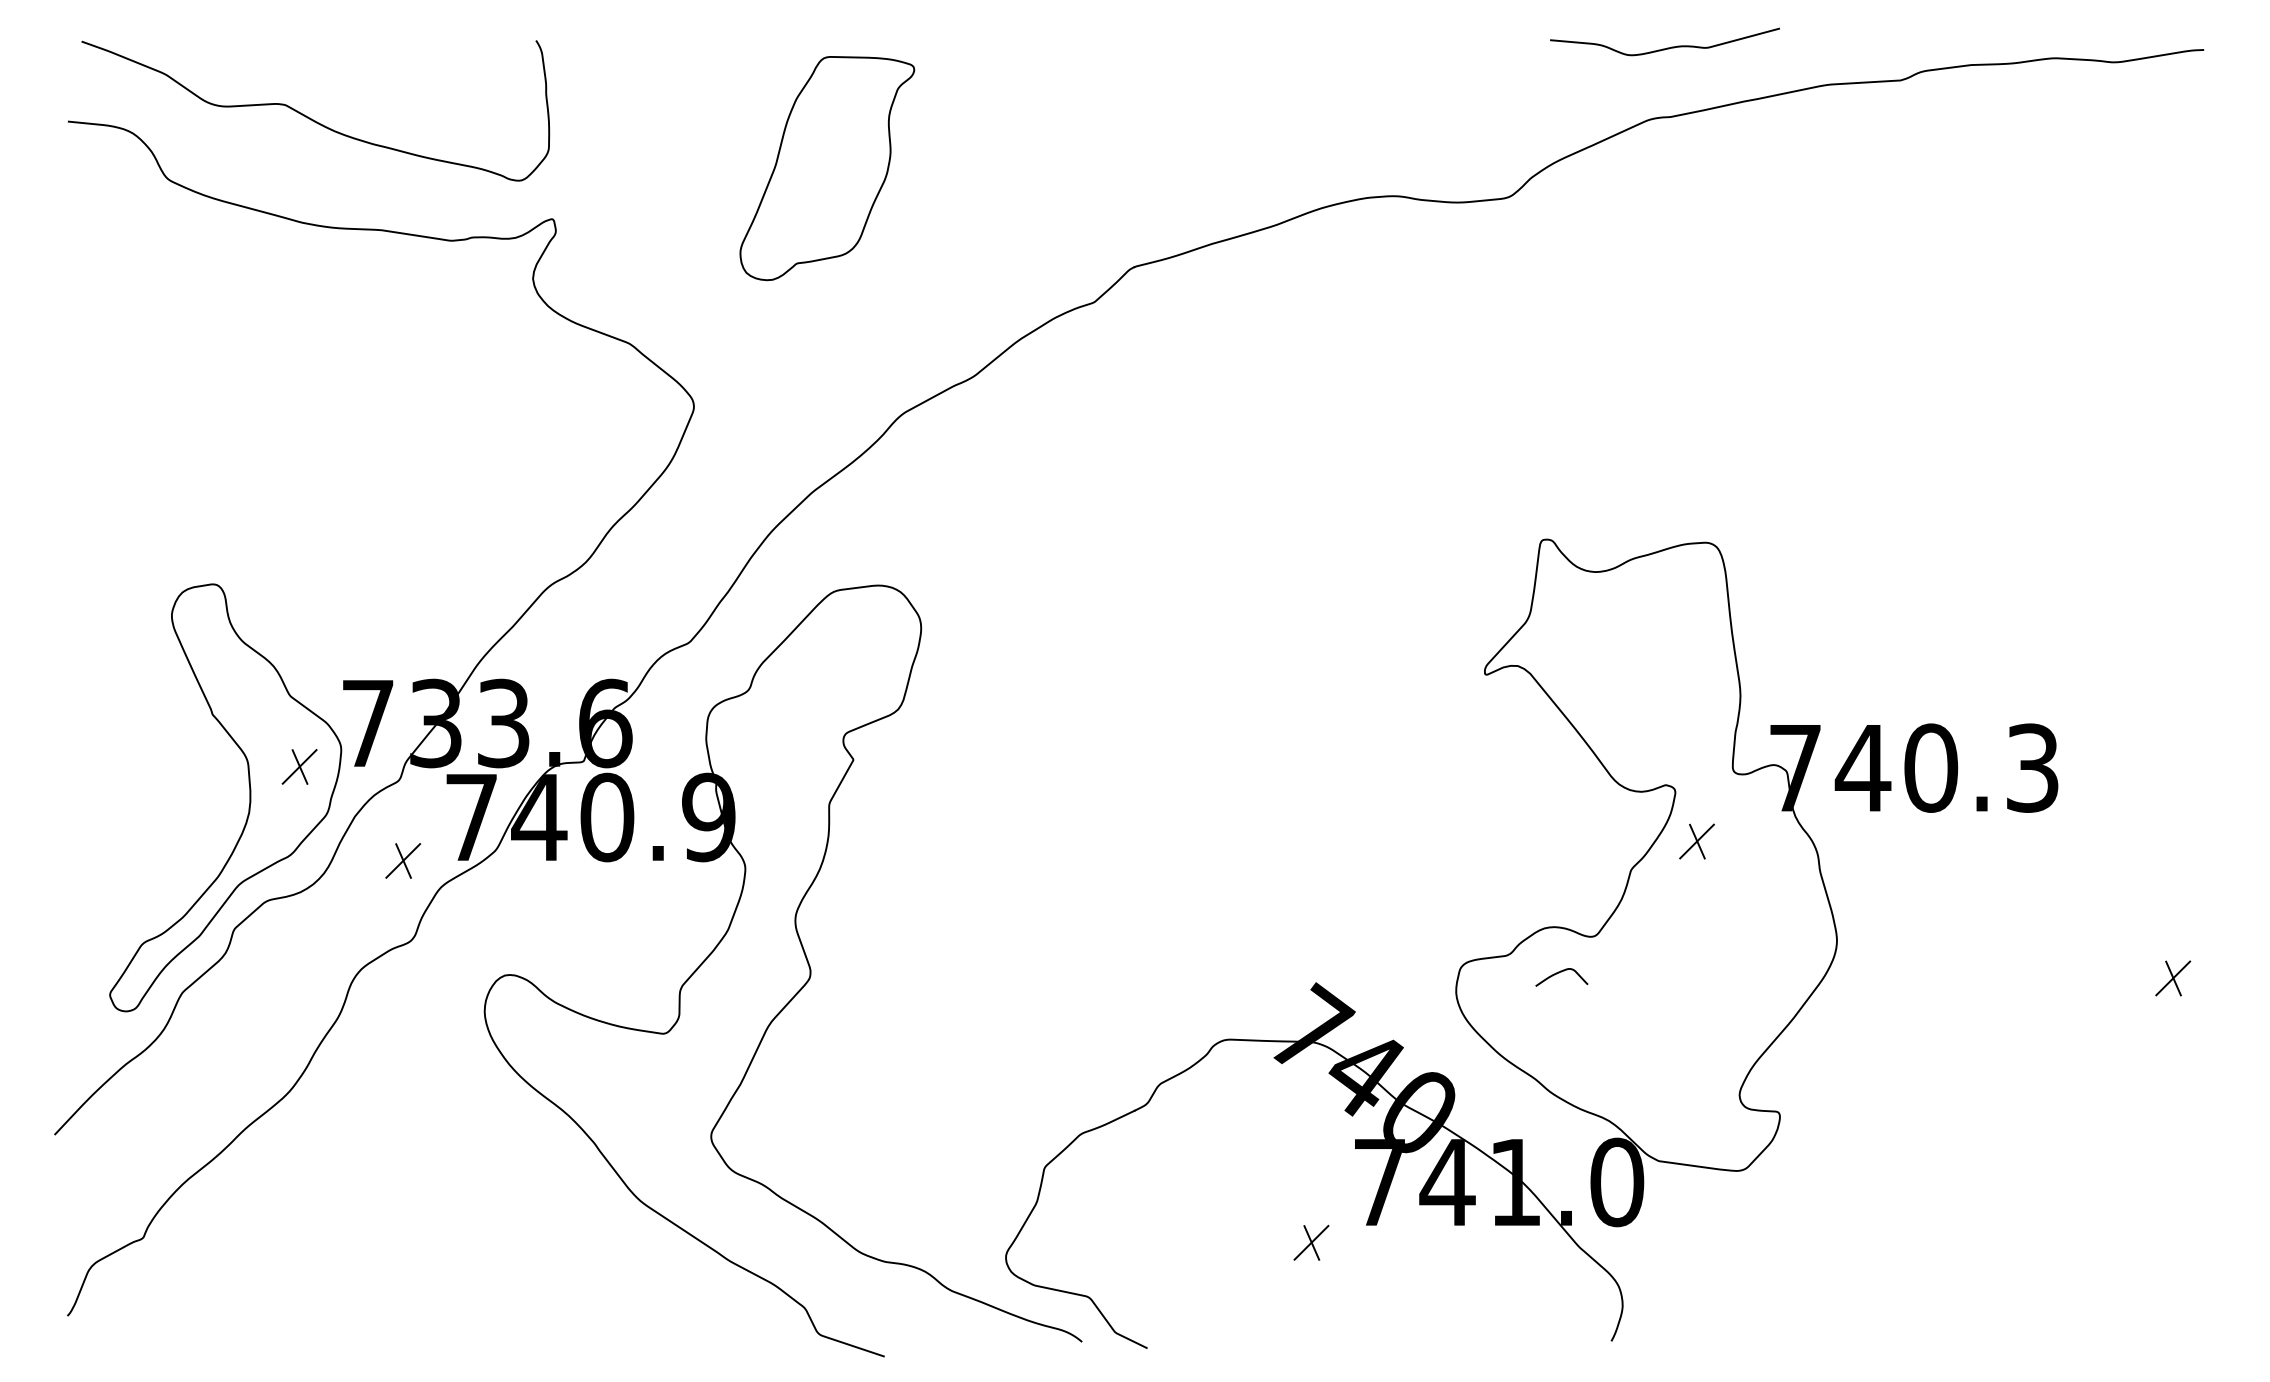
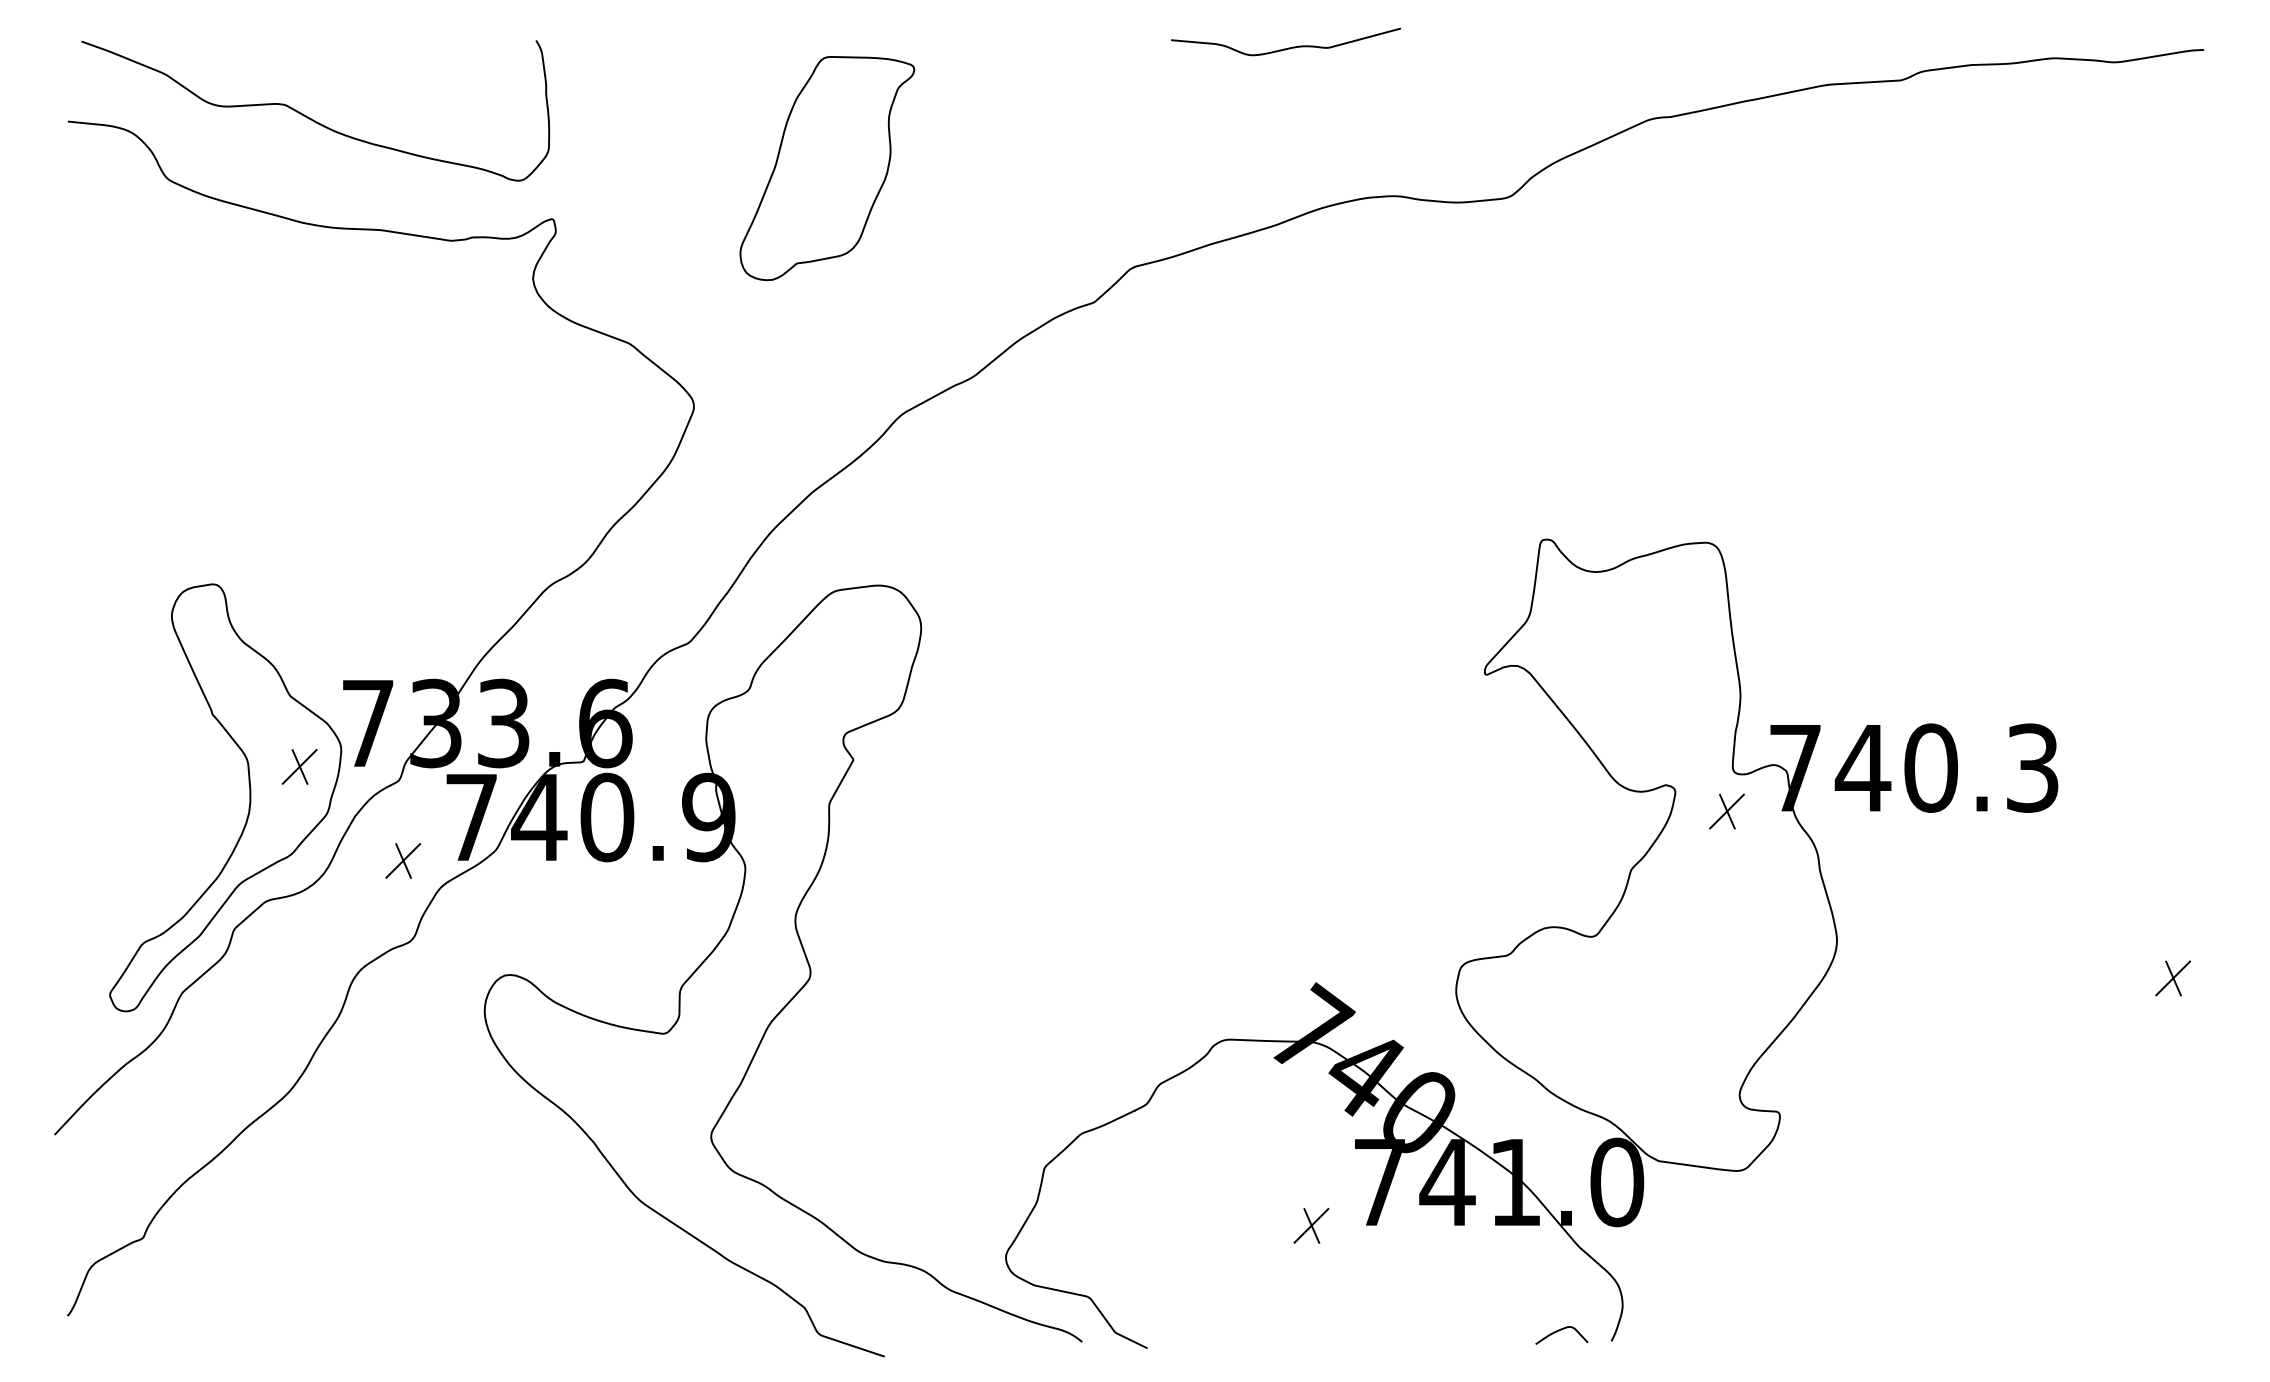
curve position: (1667, 47) -> (1288, 47) (1288, 47)
part position: (1696, 841) -> (1726, 811) (1726, 811)
curve position: (1559, 973) -> (1559, 1331) (1559, 1331)
part position: (1311, 1242) -> (1311, 1225) (1311, 1225)
